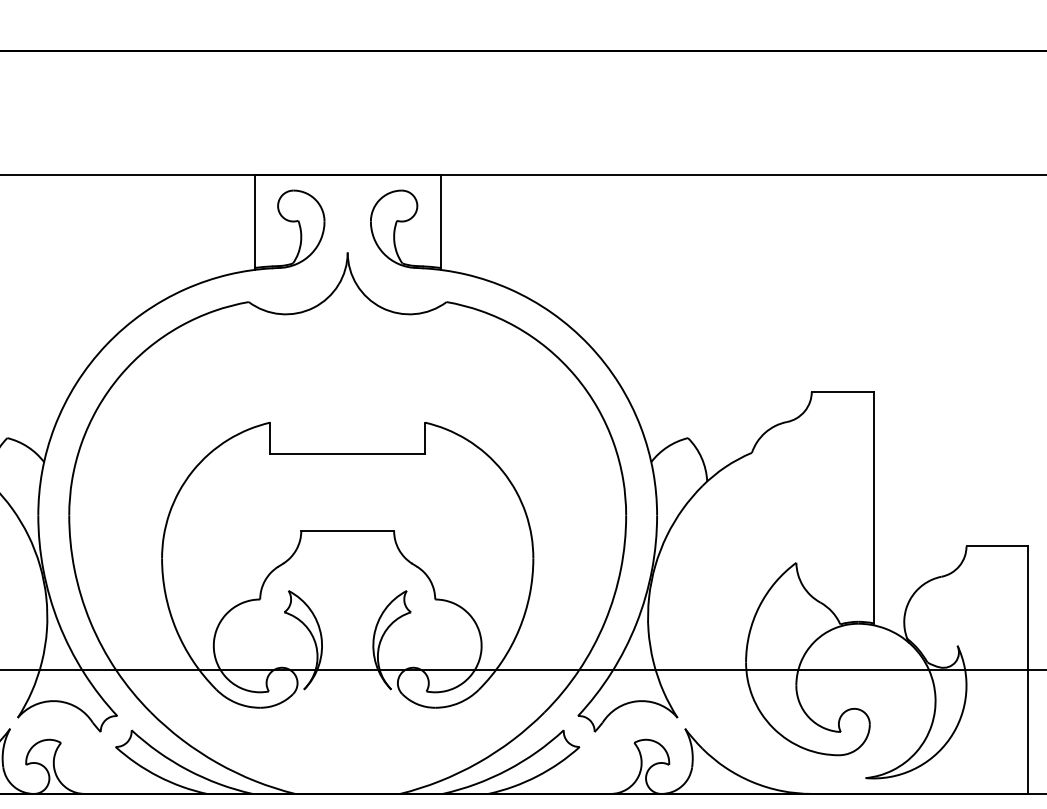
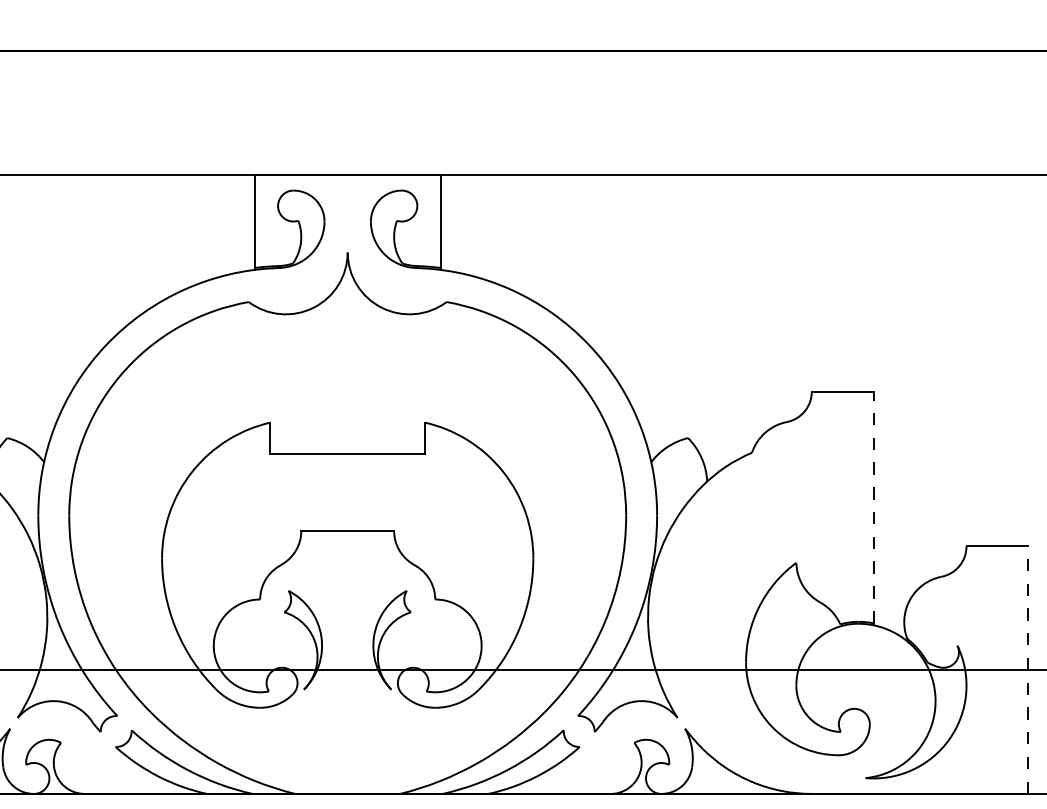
line: solid -> dashed (873, 507)
line: solid -> dashed (1028, 670)
